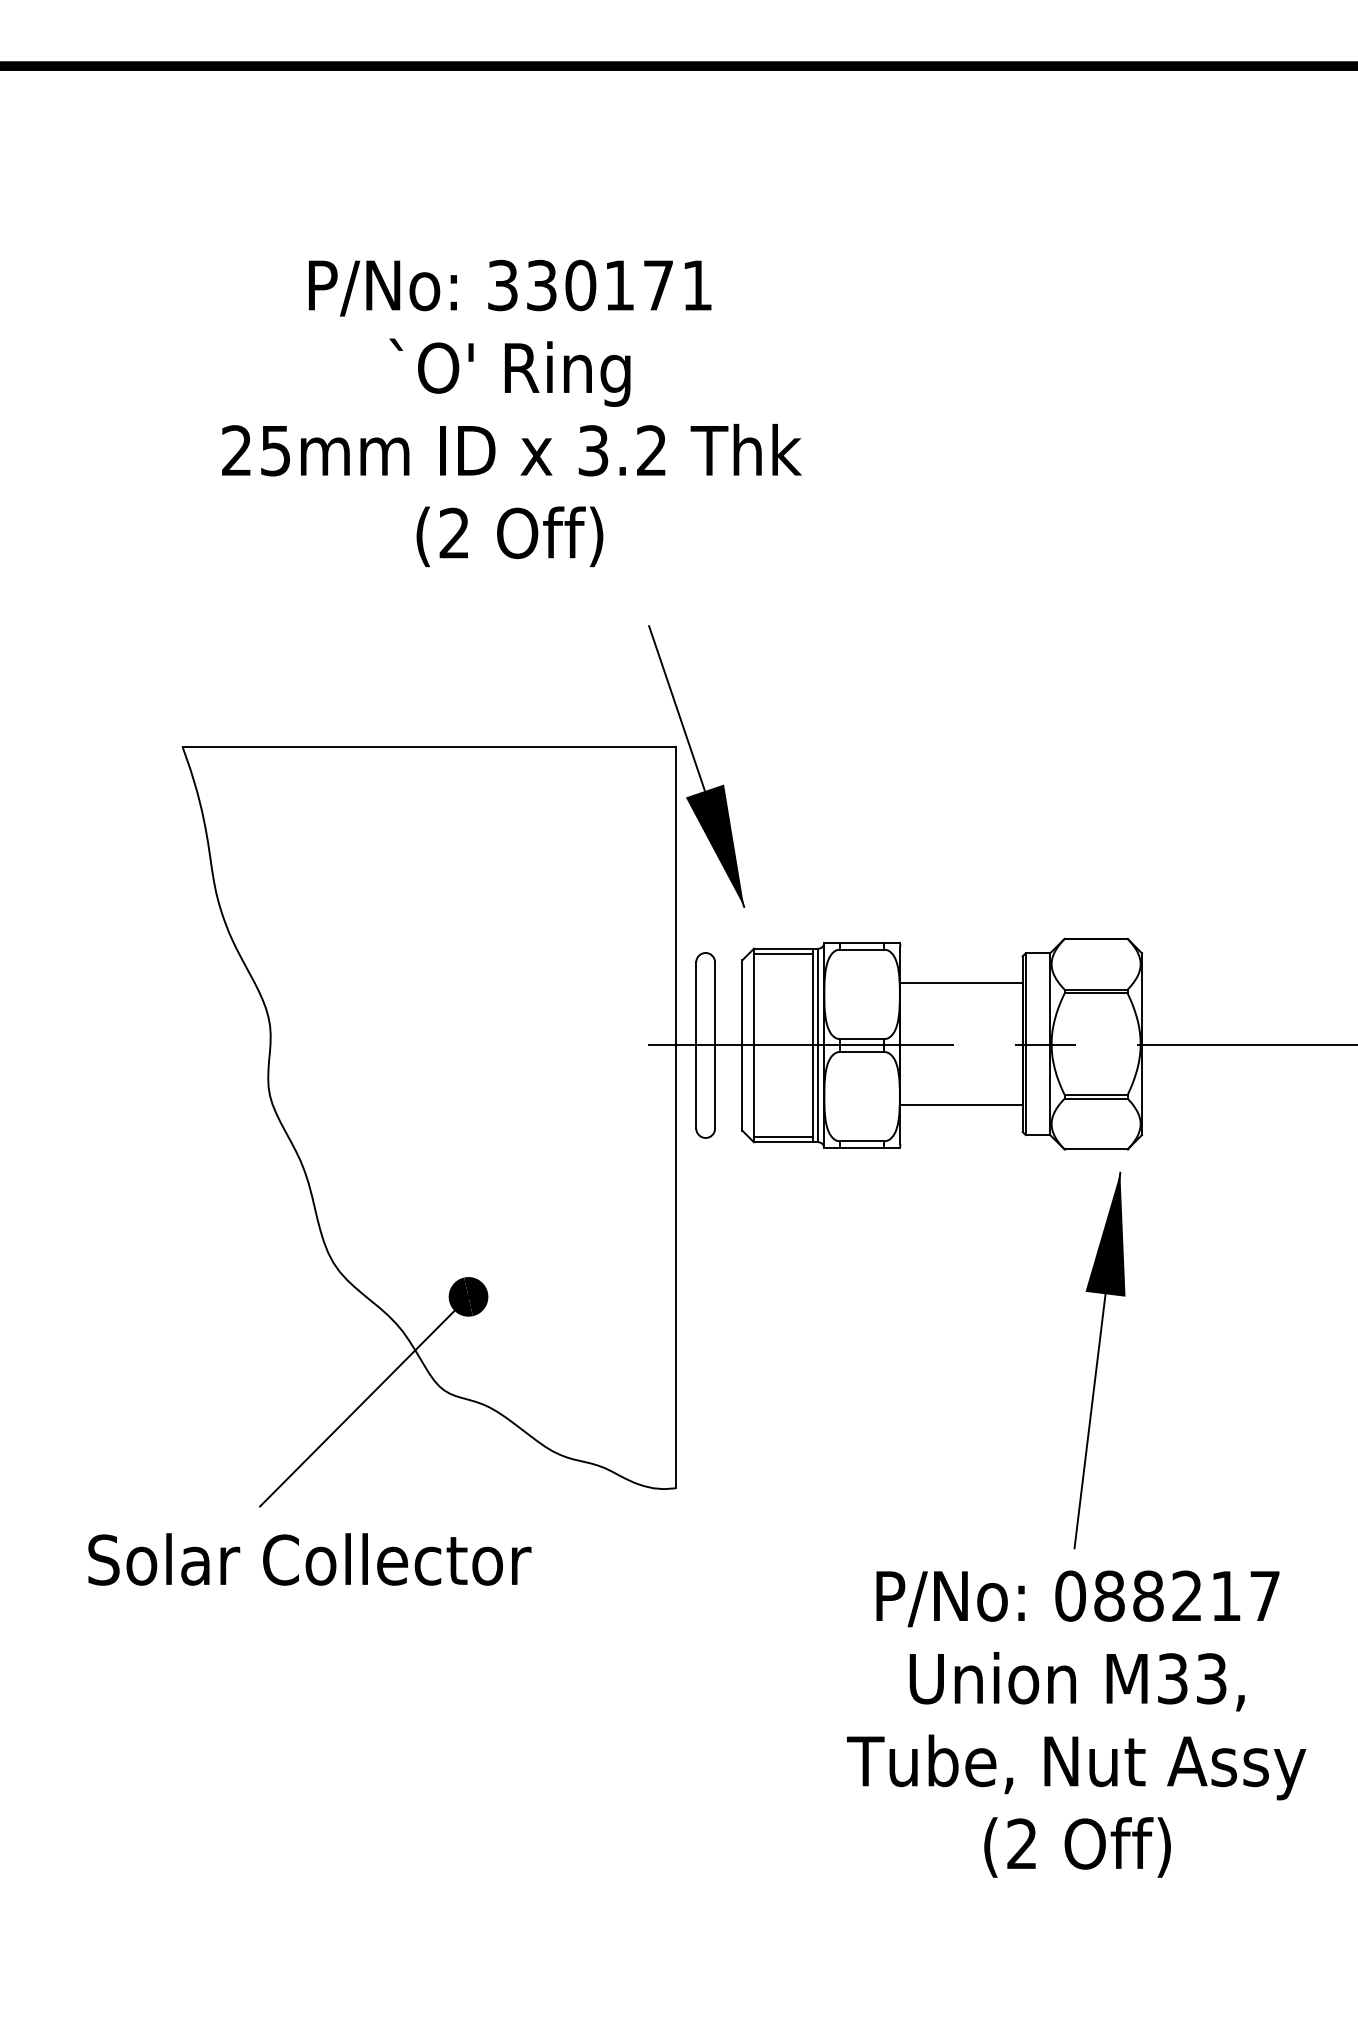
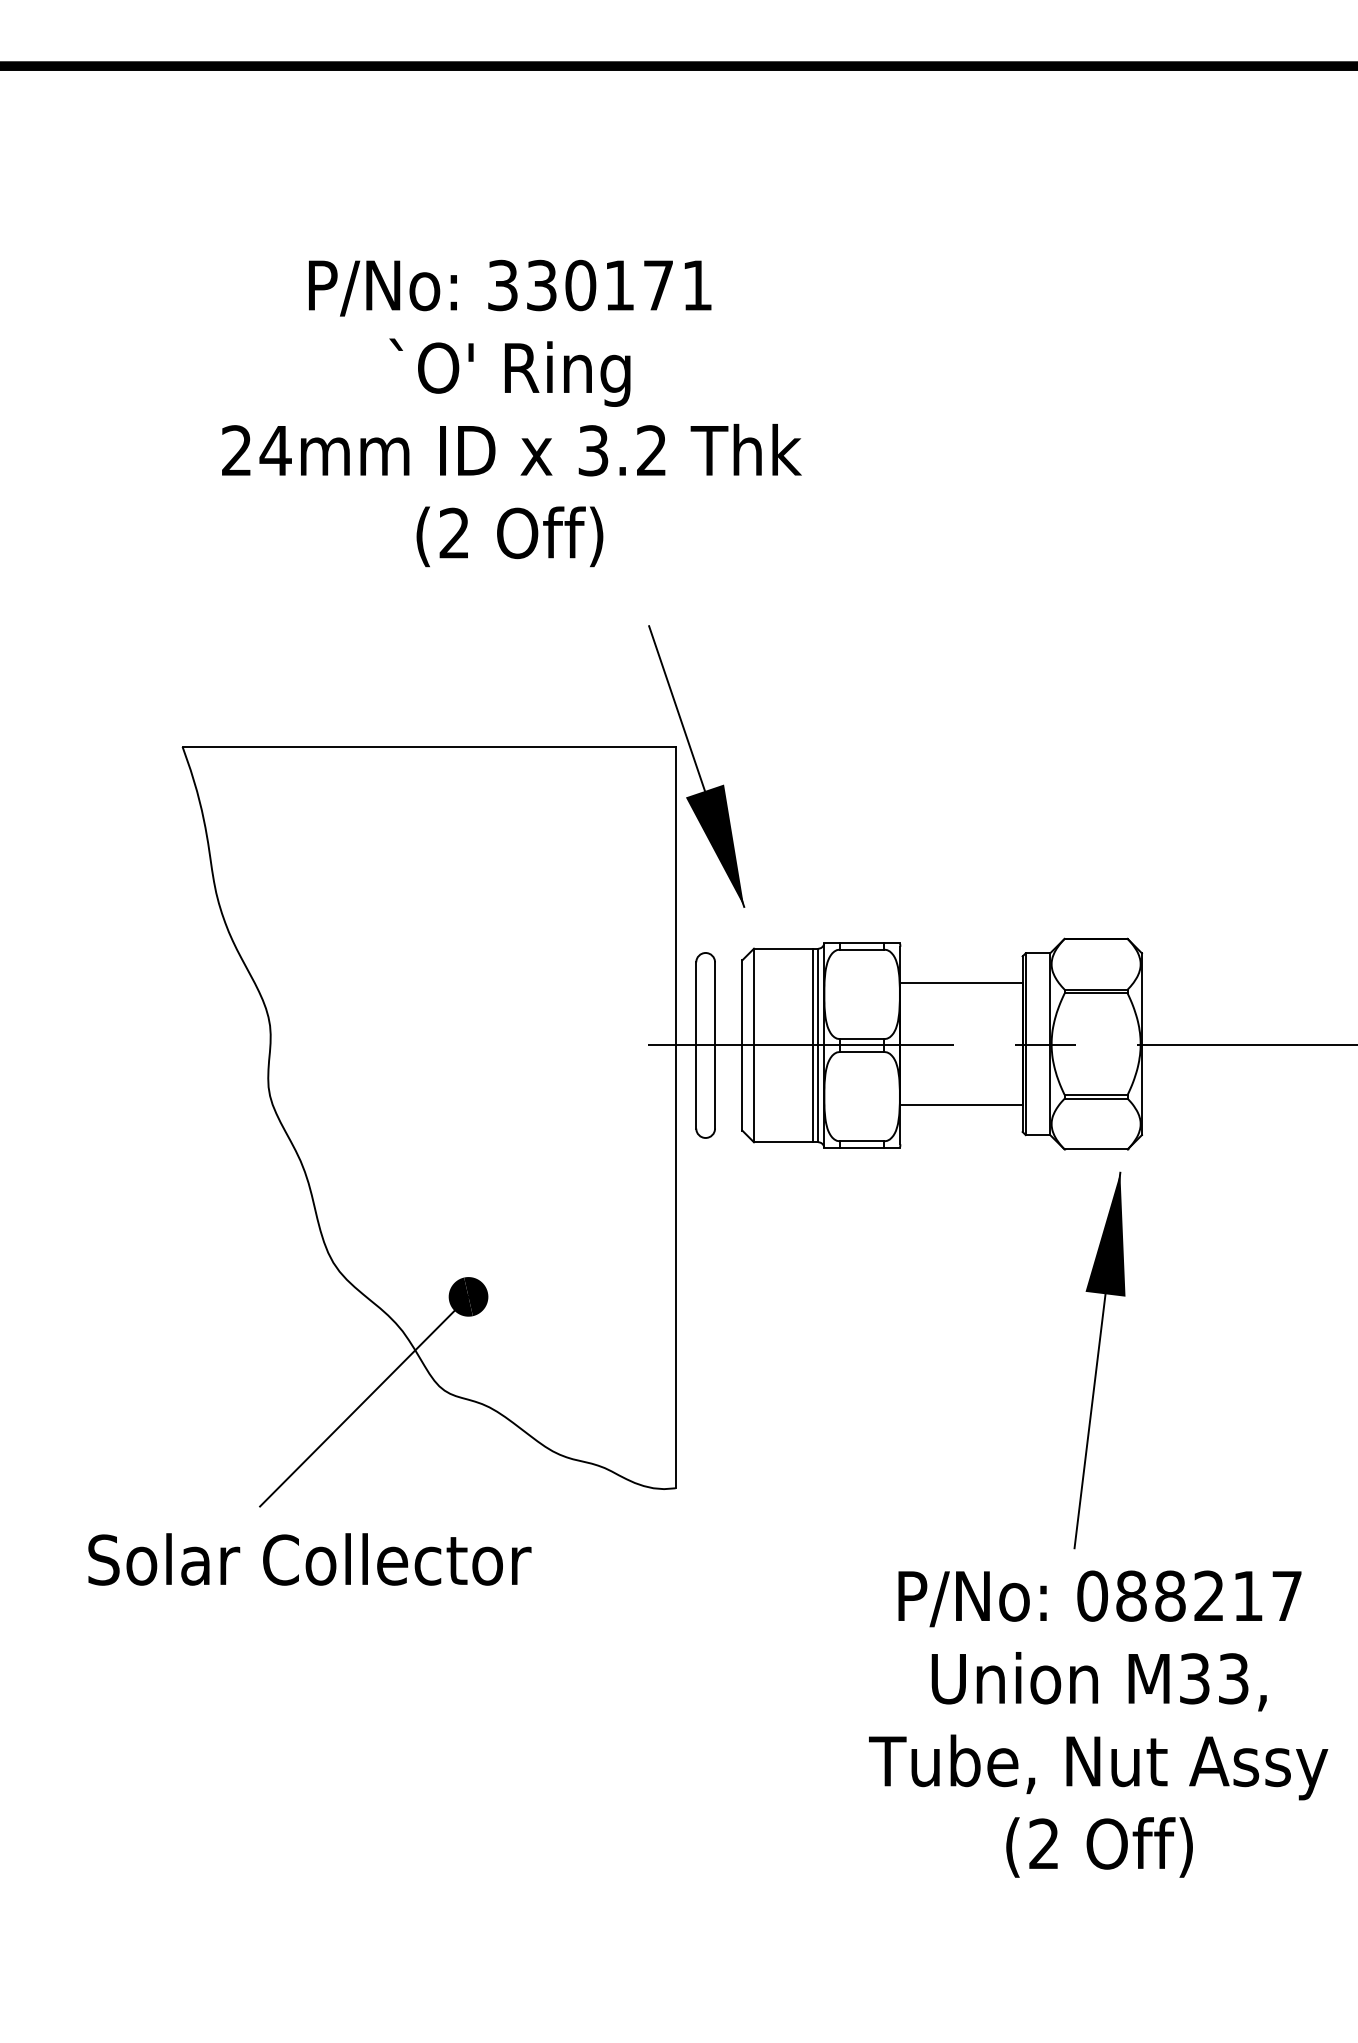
text: 25mm -> 24mm (275, 451)
line: present -> none (782, 954)
line: present -> none (782, 1136)
text position: (1076, 1723) -> (1098, 1723) (1098, 1723)
